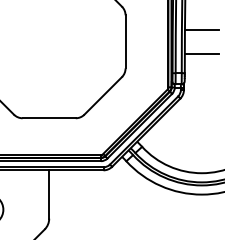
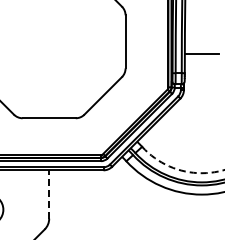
line: present -> none (201, 29)
arc: solid -> dashed (179, 170)
line: solid -> dashed (49, 194)
